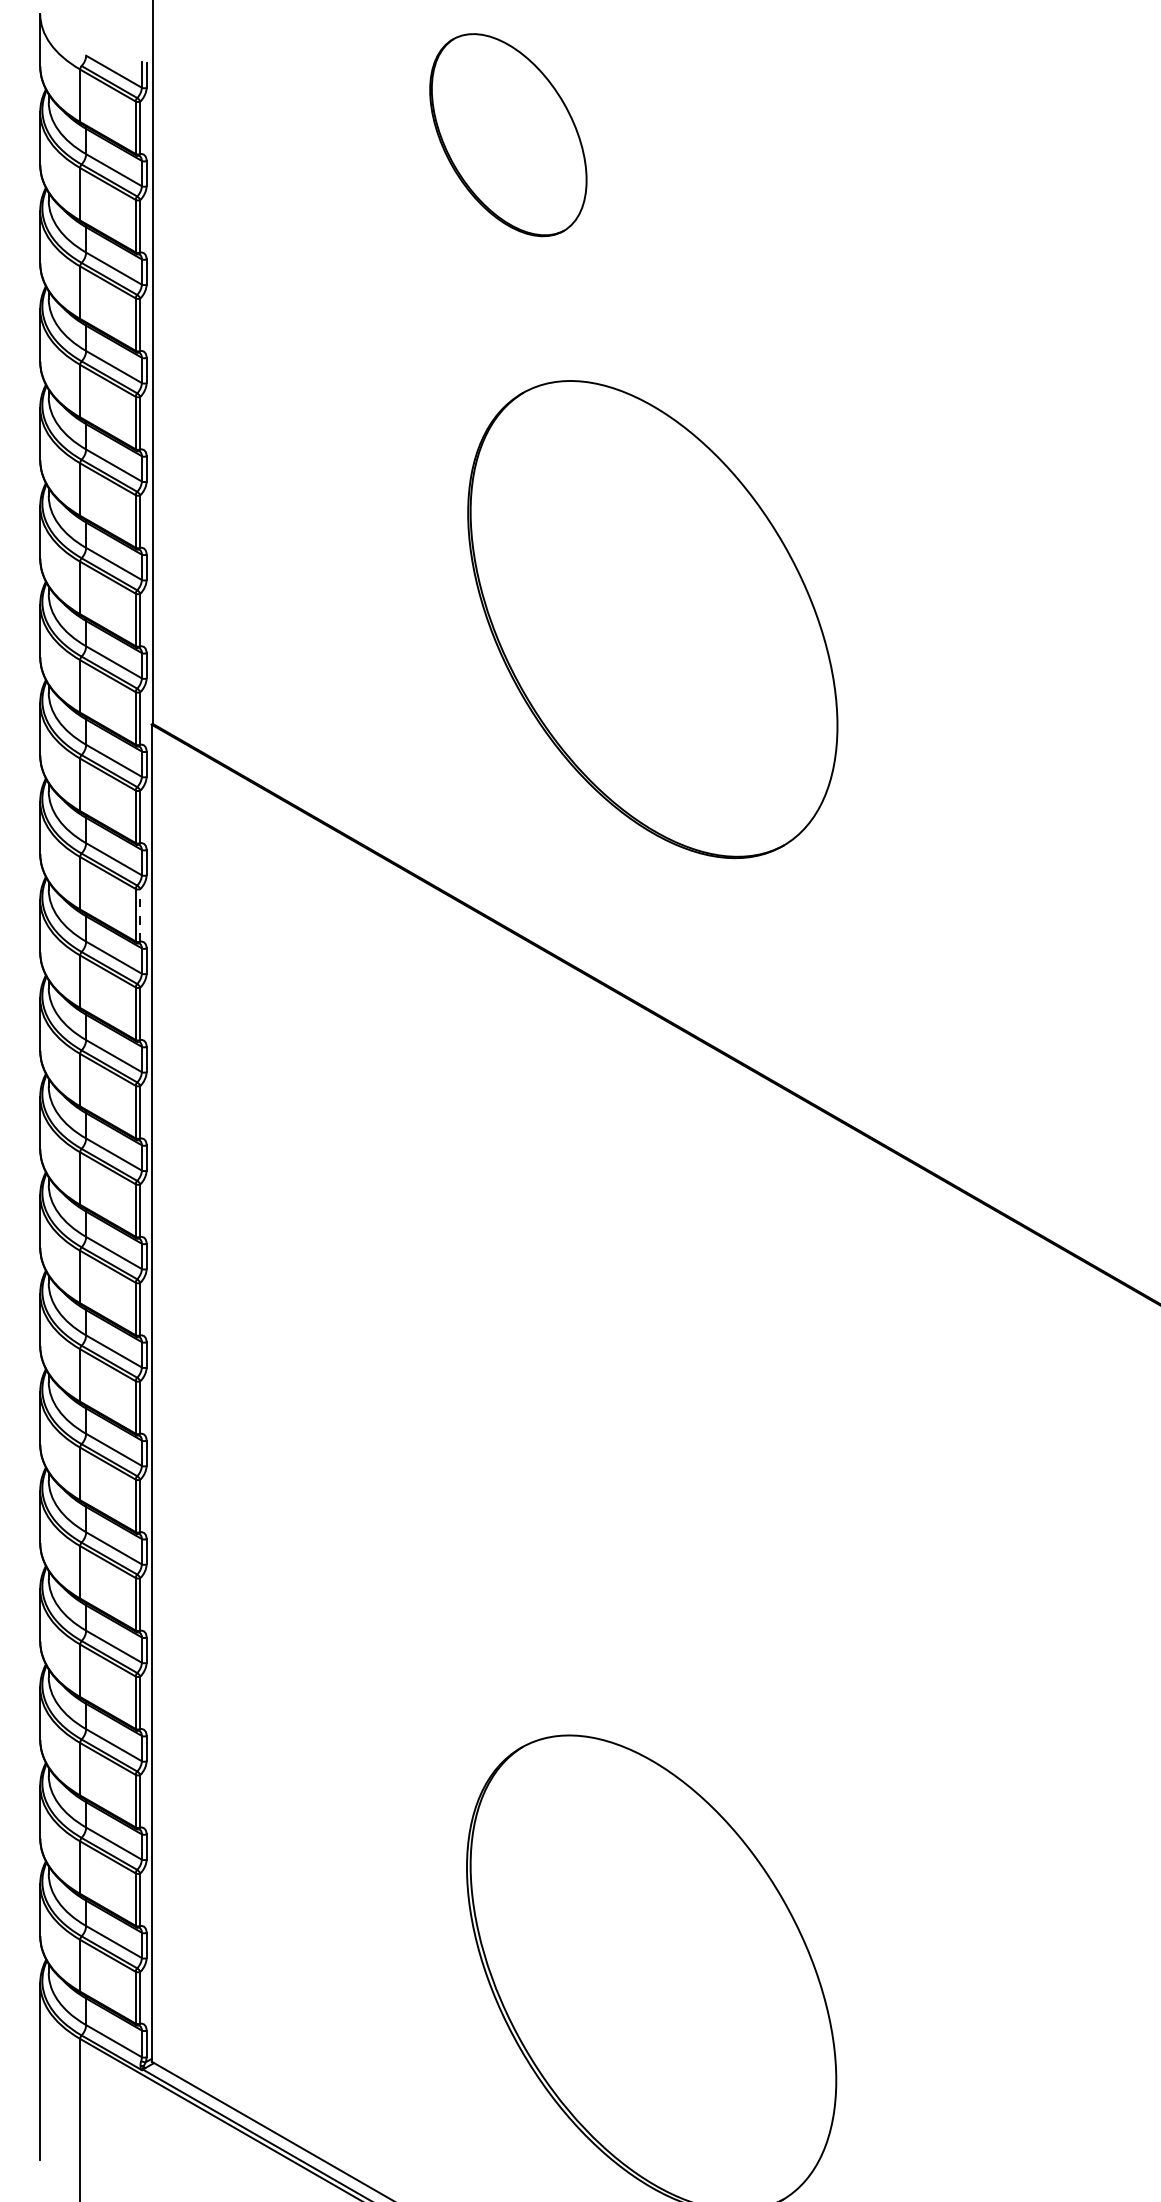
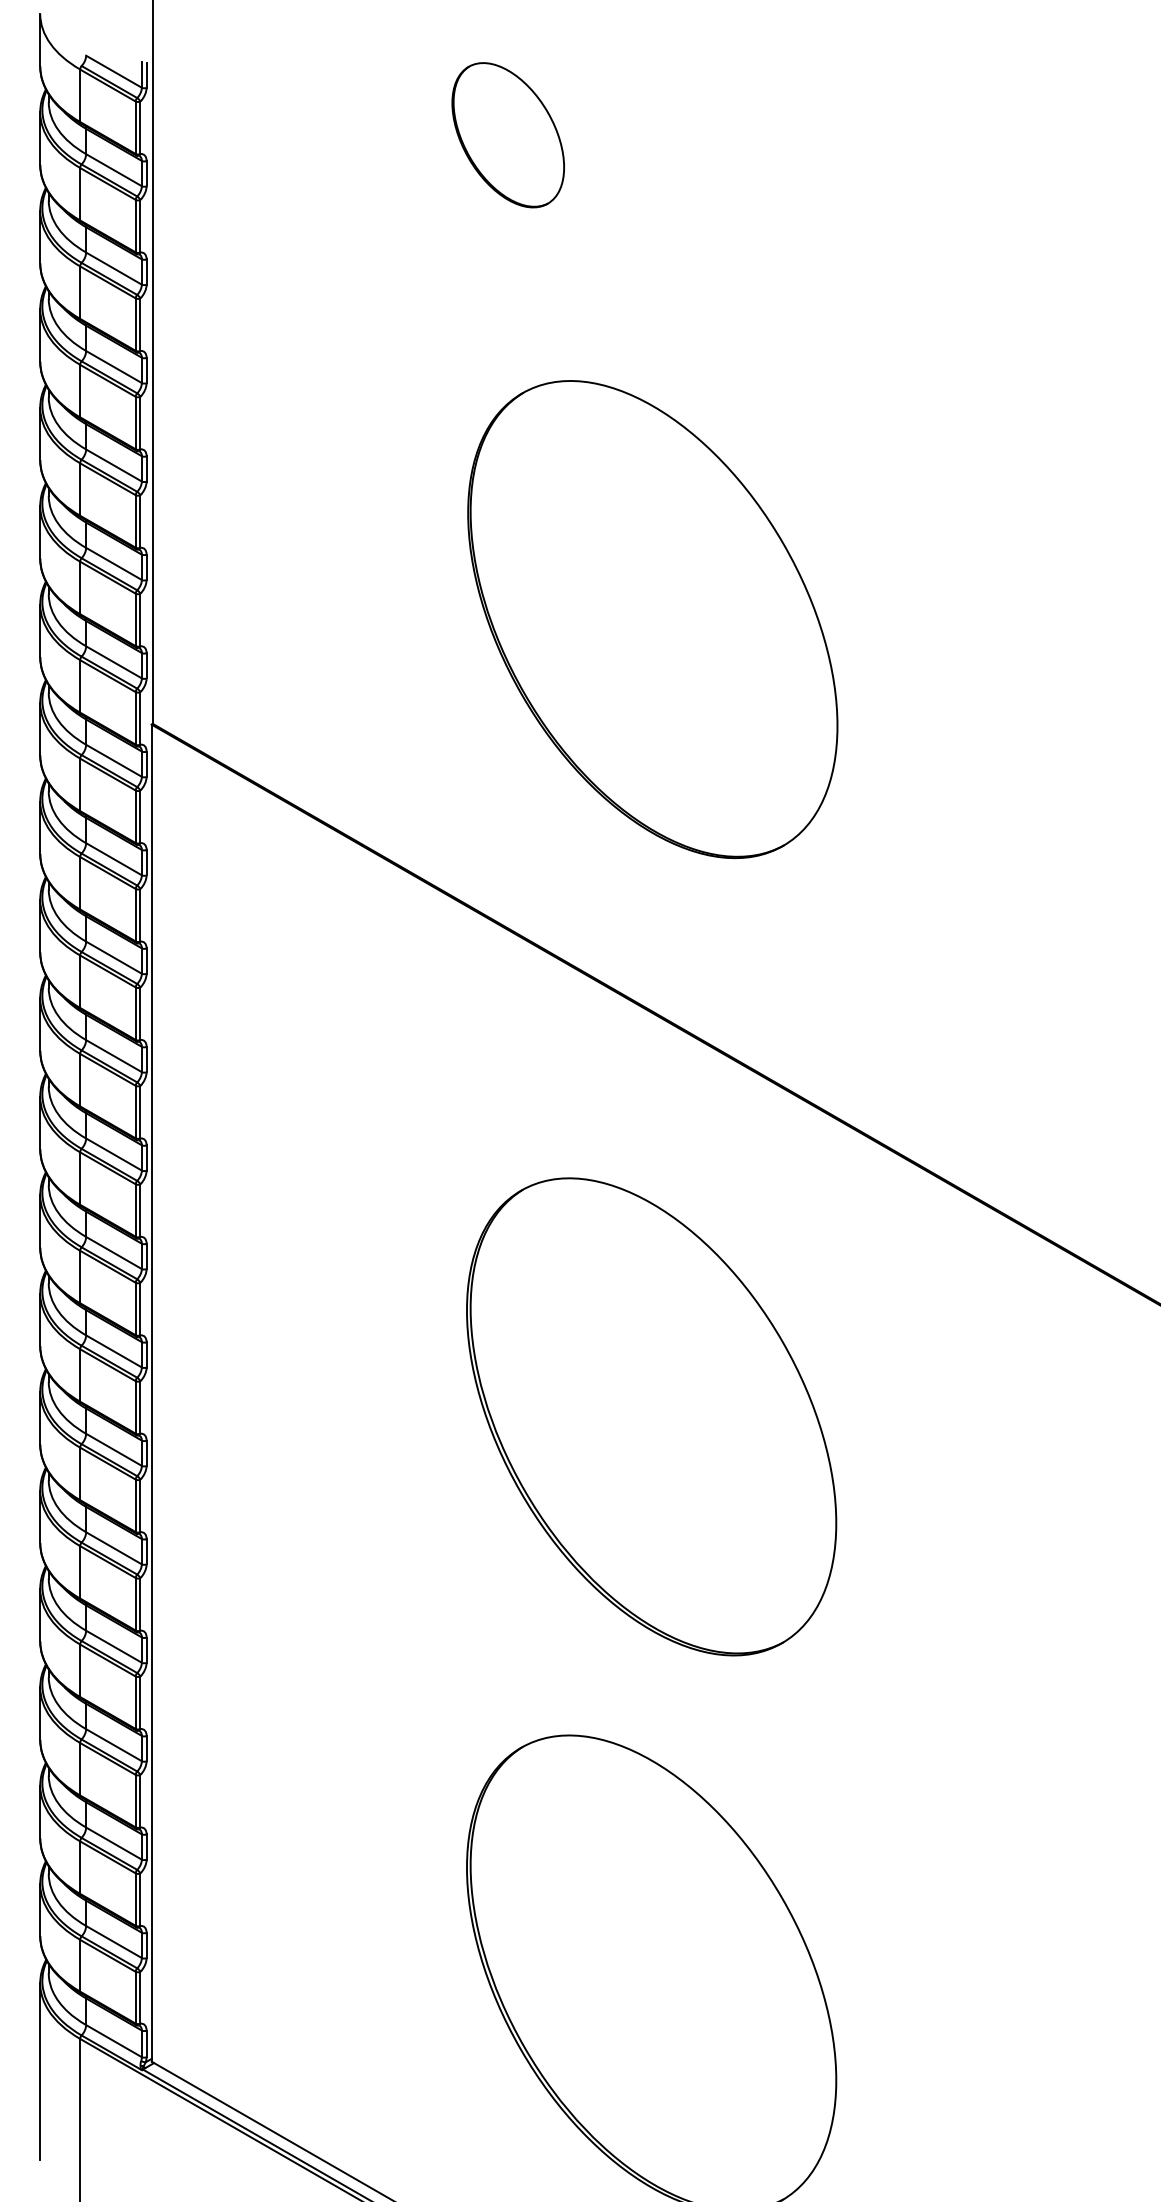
part size: 159x205 px -> 114x147 px (507, 135)
line: dashed -> solid (140, 914)
part: none -> present (651, 1416)
